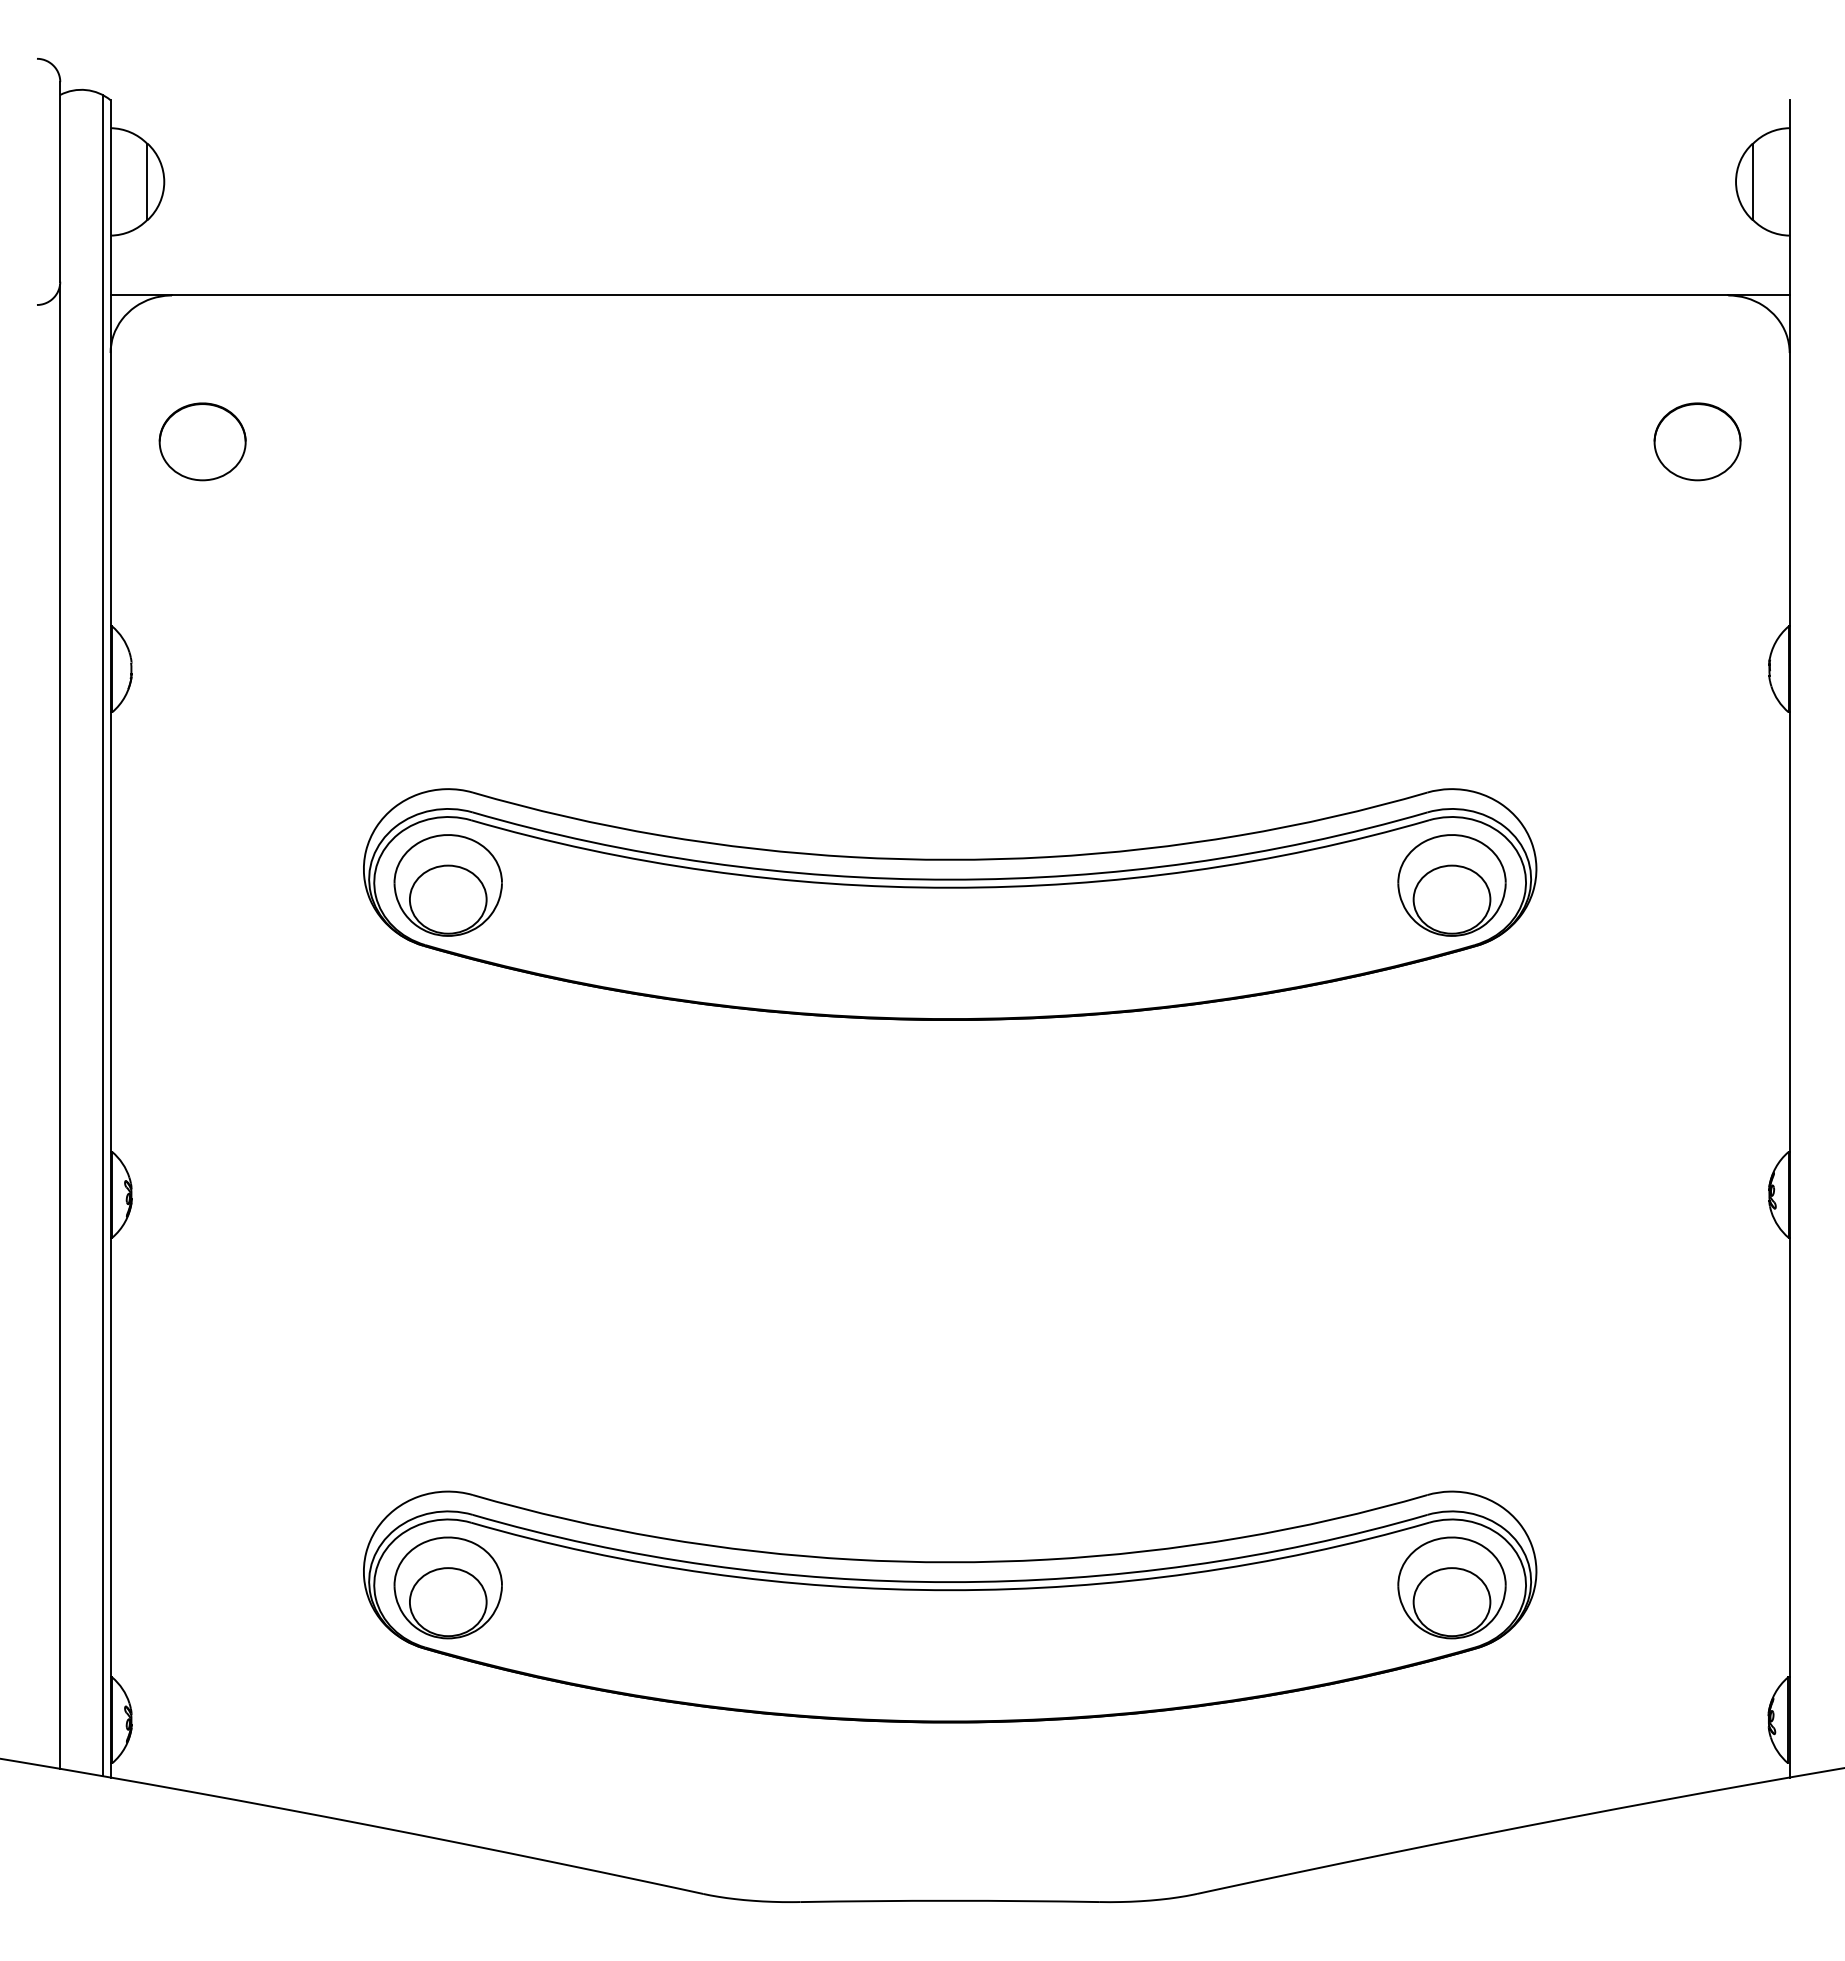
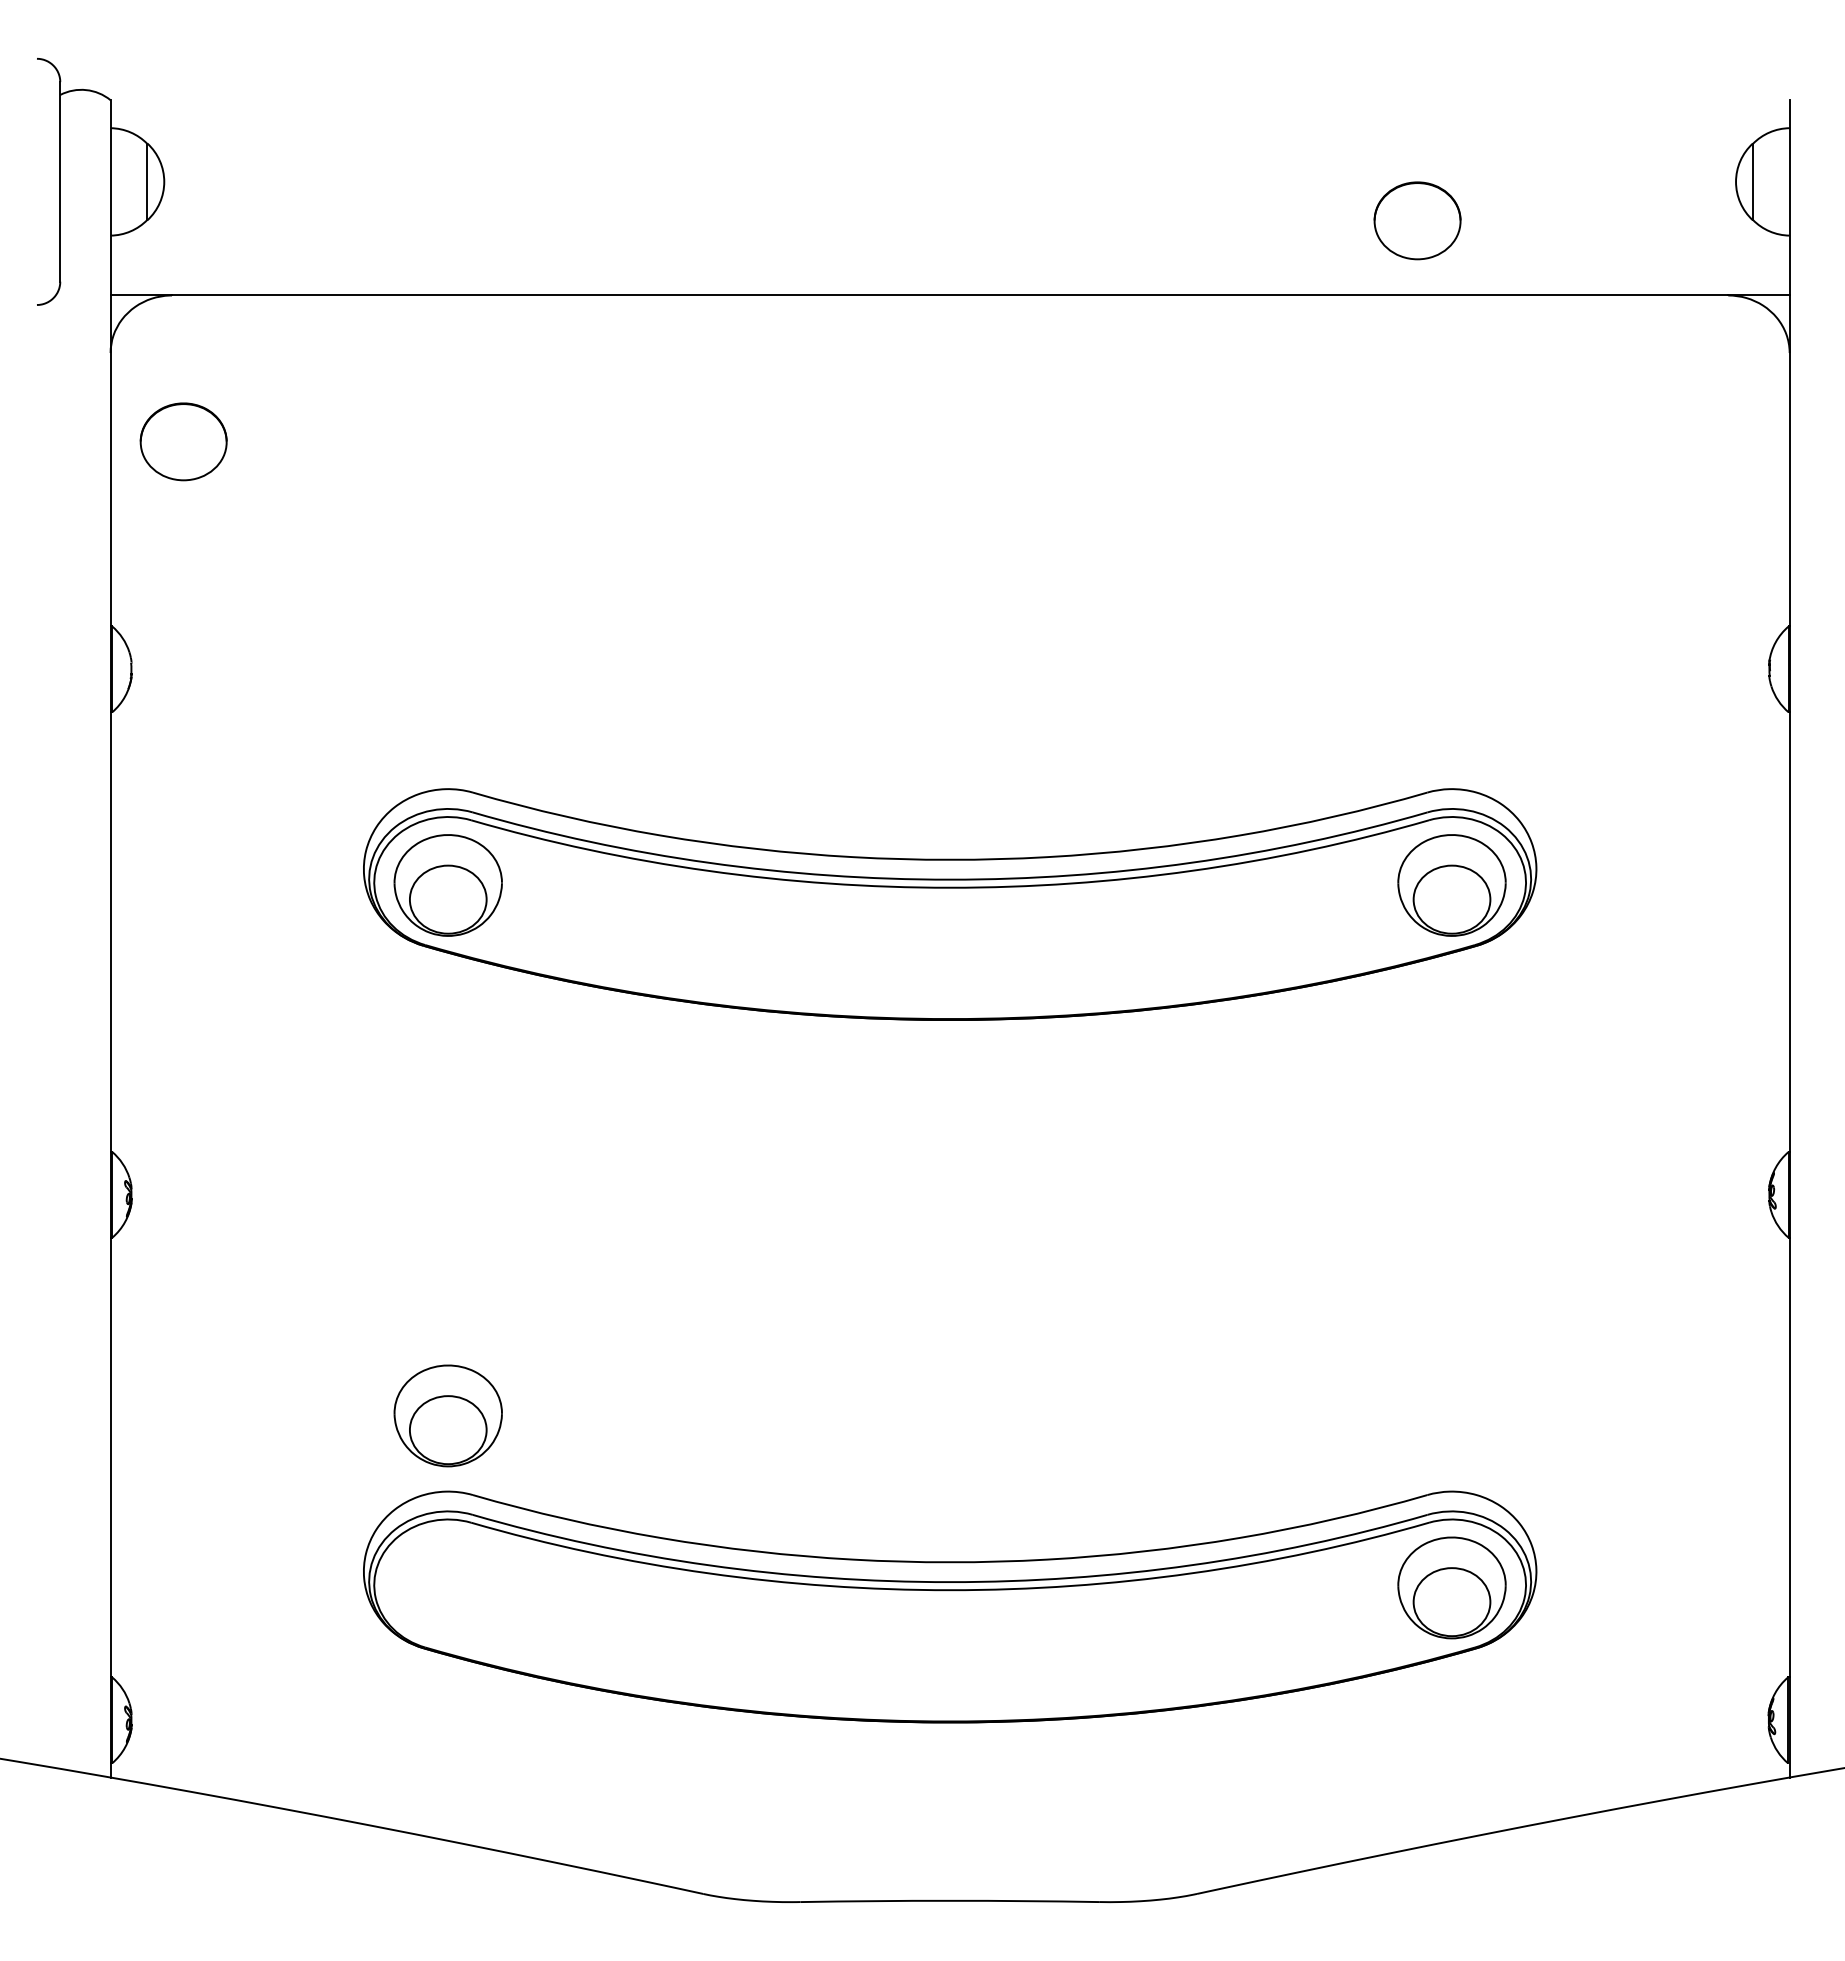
part position: (202, 441) -> (183, 441) (183, 441)
part position: (1697, 441) -> (1417, 220) (1417, 220)
line: present -> none (102, 935)
line: present -> none (59, 1026)
part position: (447, 1587) -> (447, 1415) (447, 1415)
